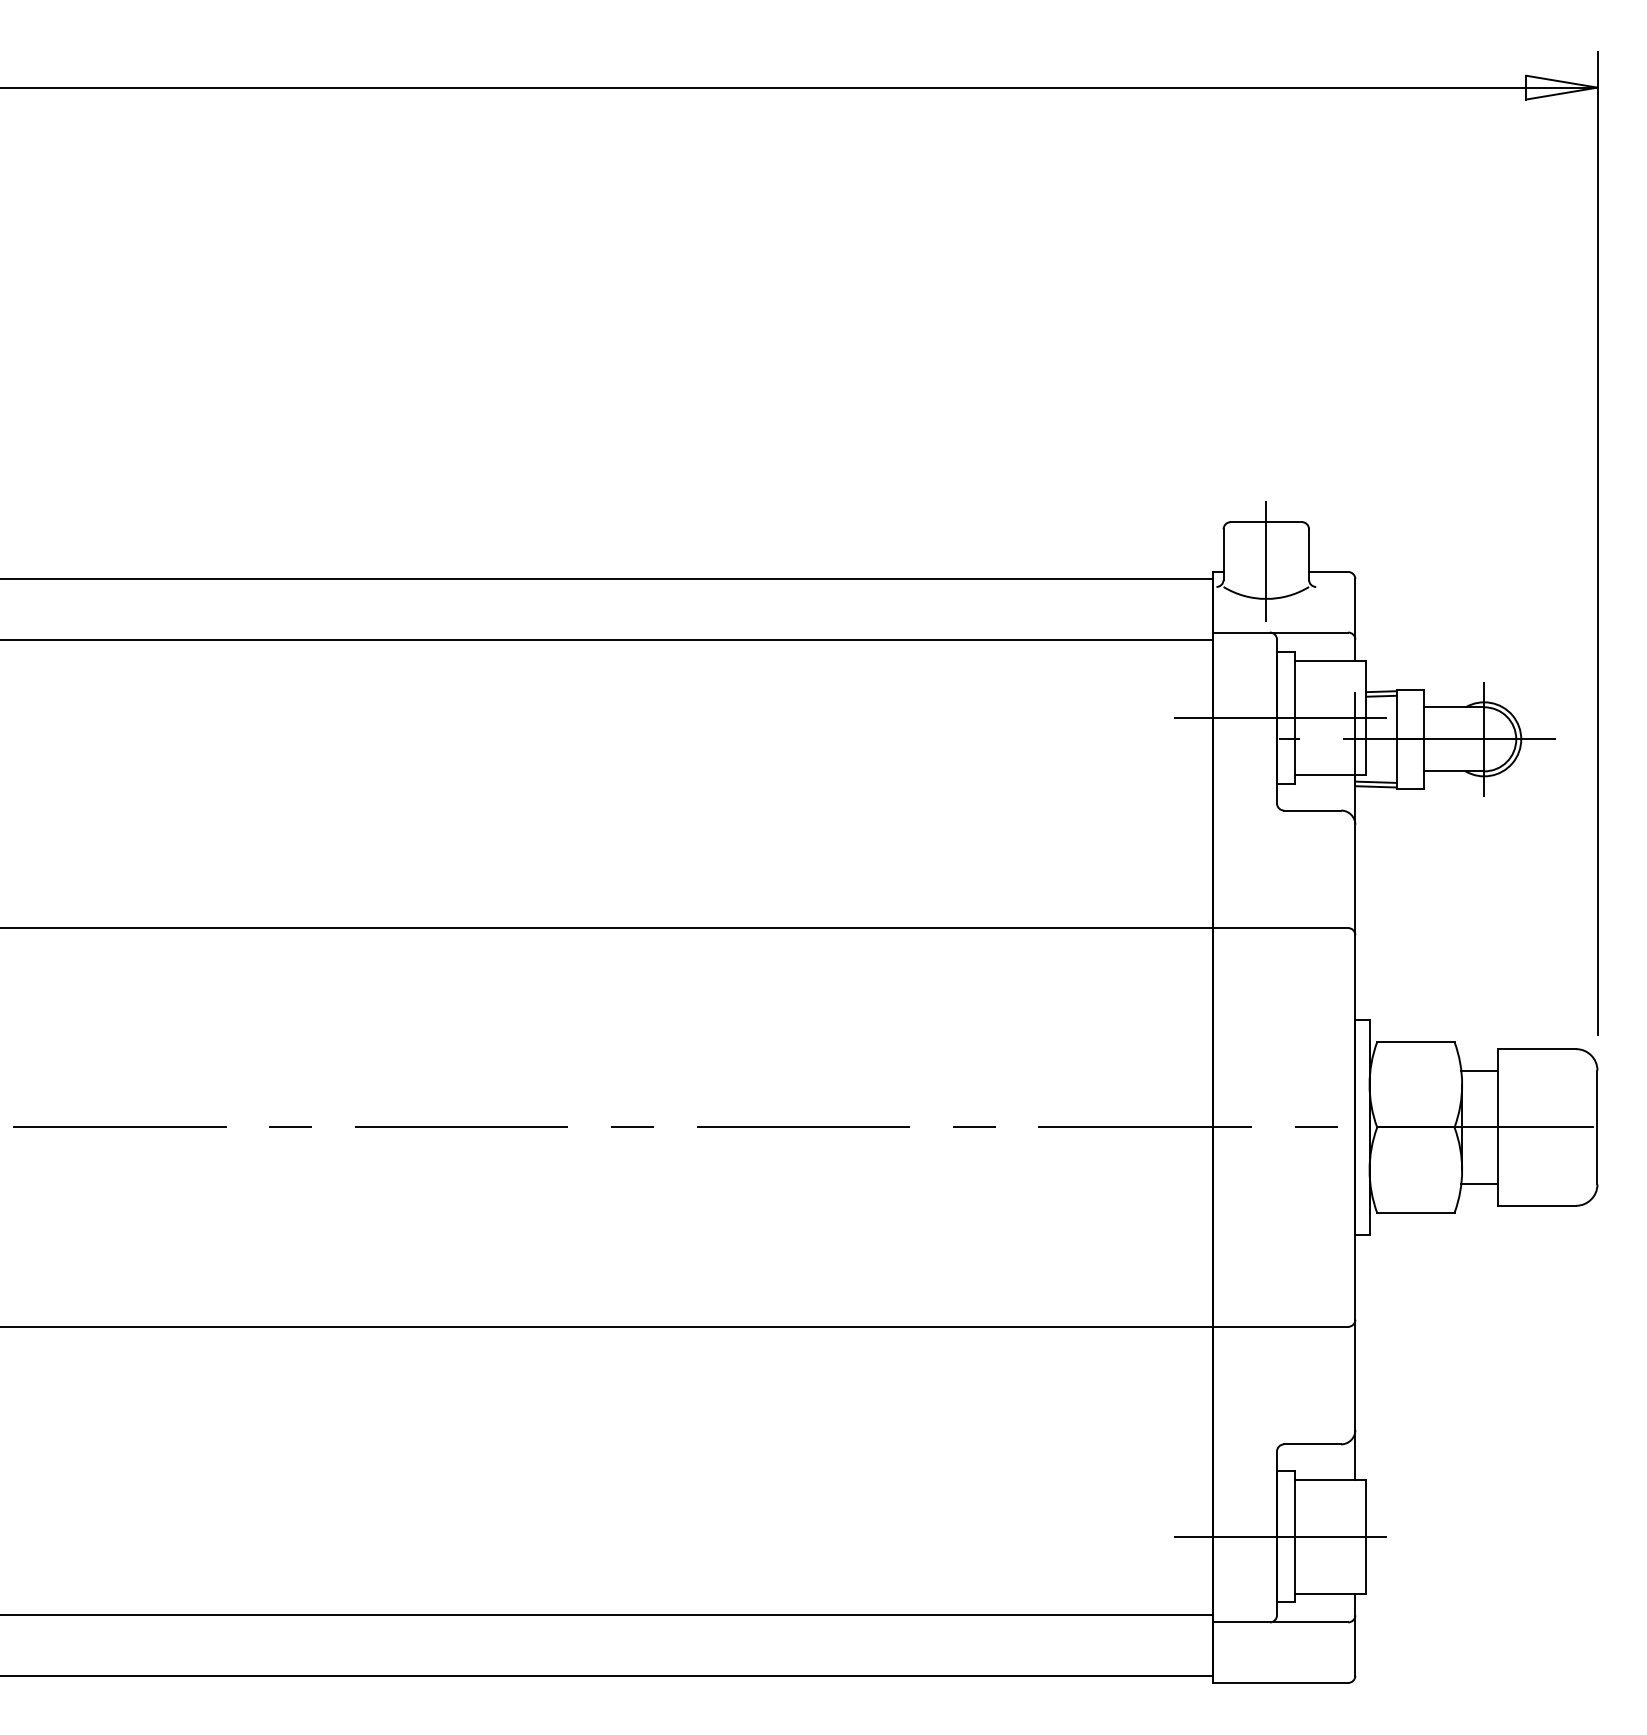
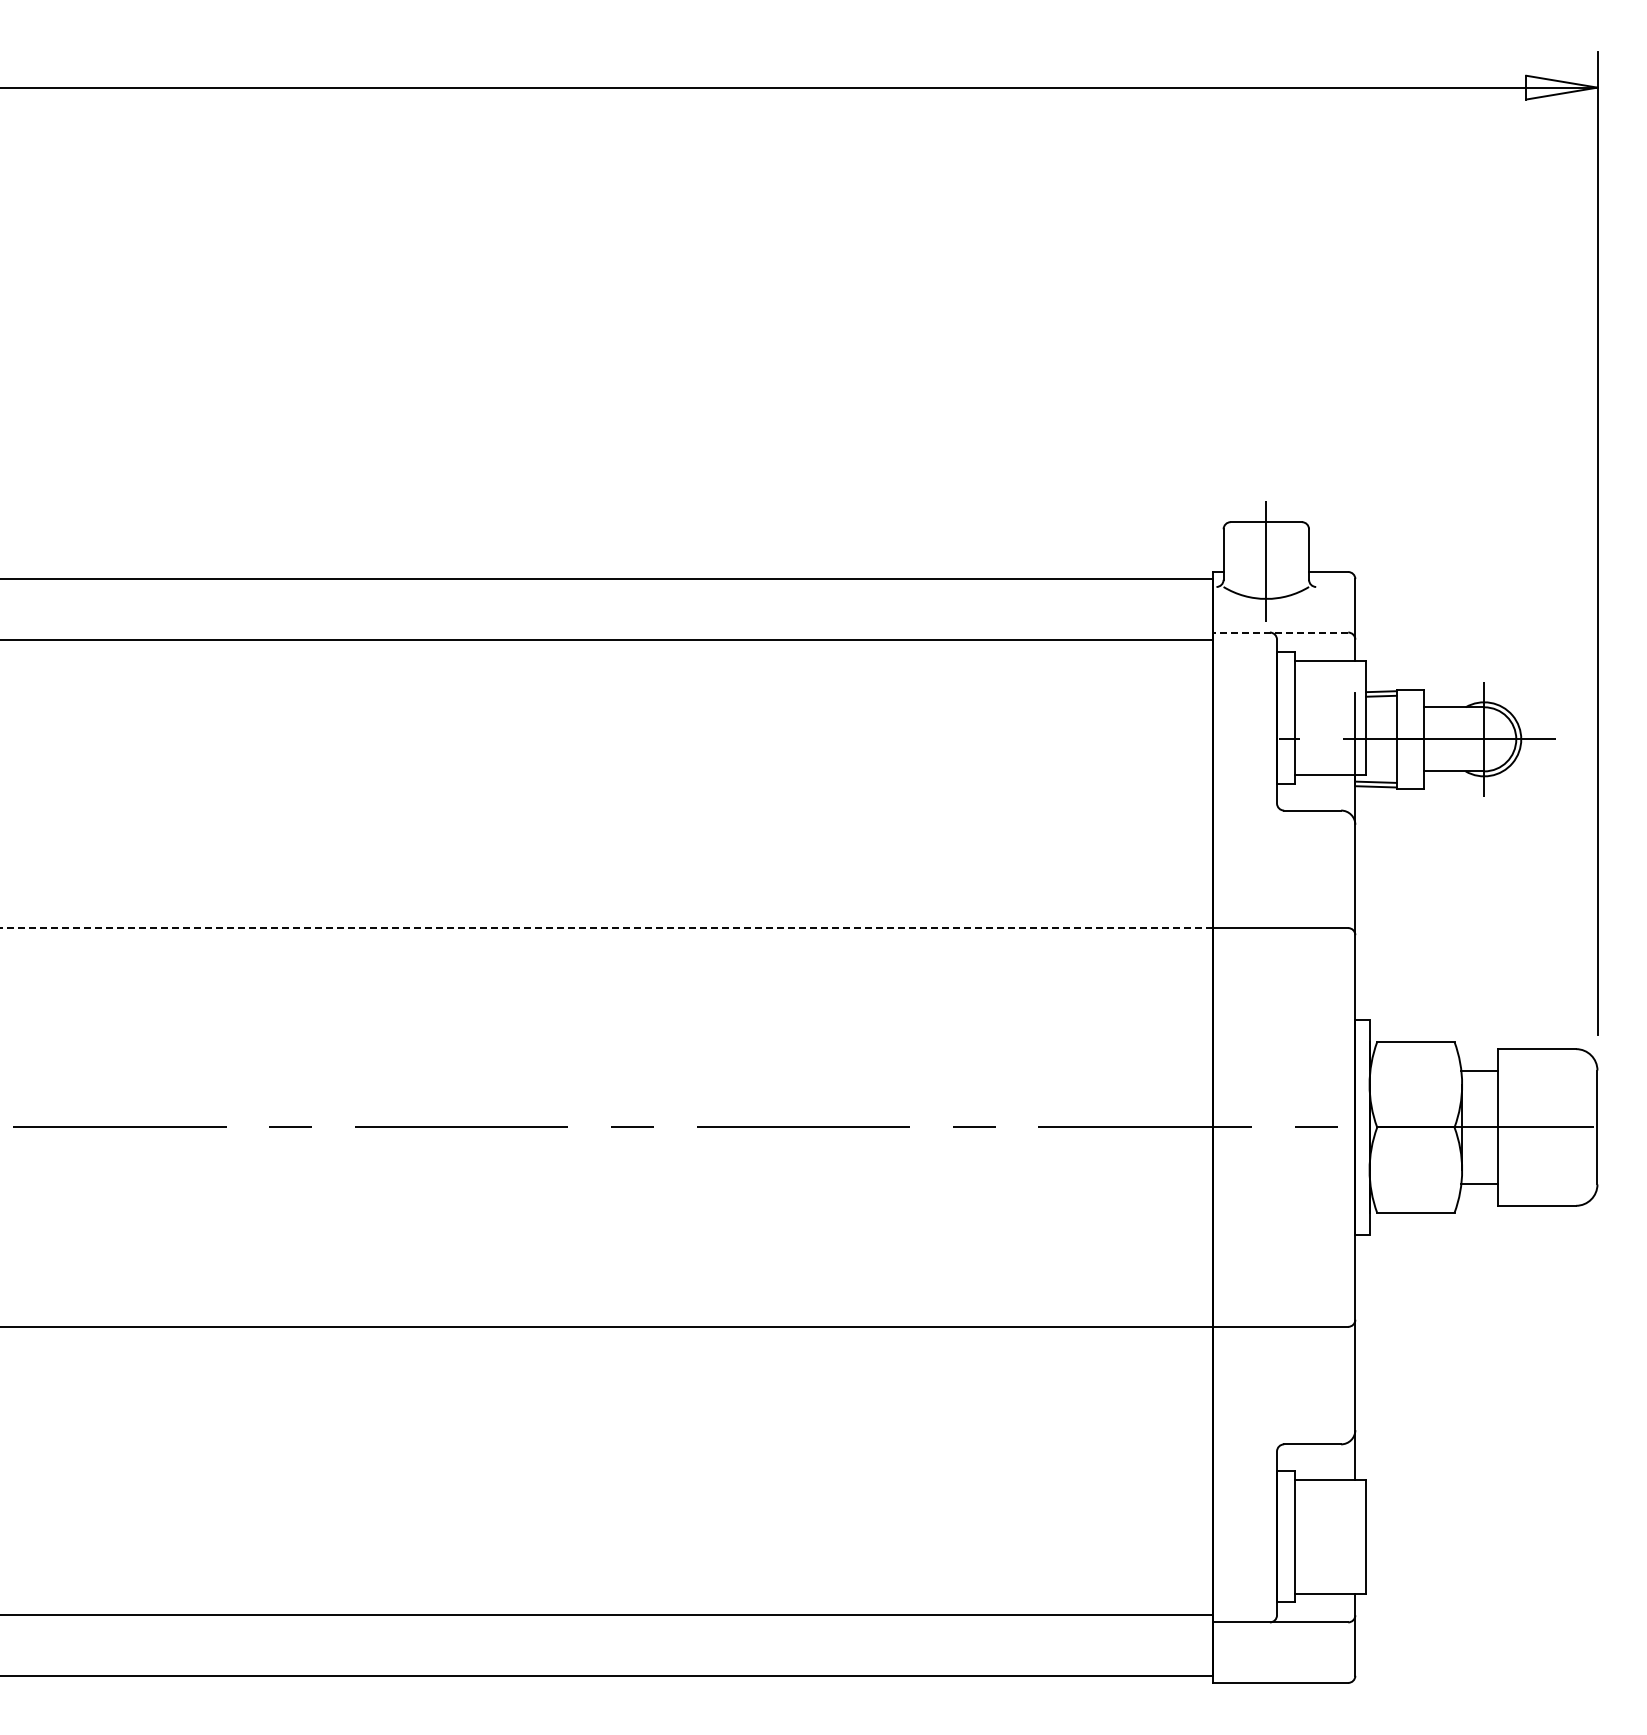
line: solid -> dashed (1280, 632)
line: present -> none (1276, 717)
line: solid -> dashed (606, 928)
line: present -> none (1276, 1536)
